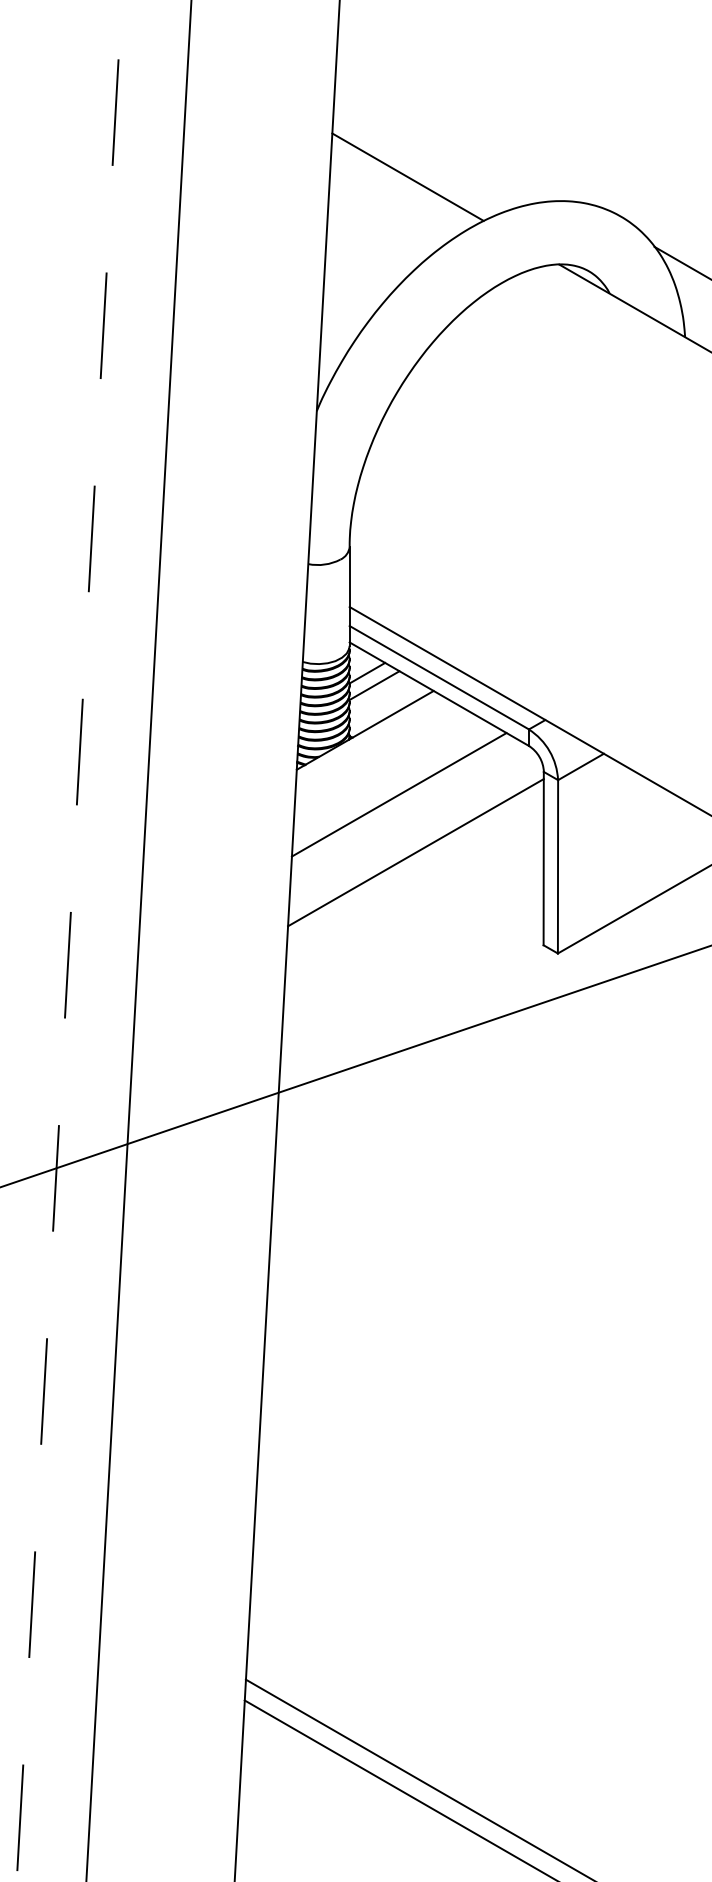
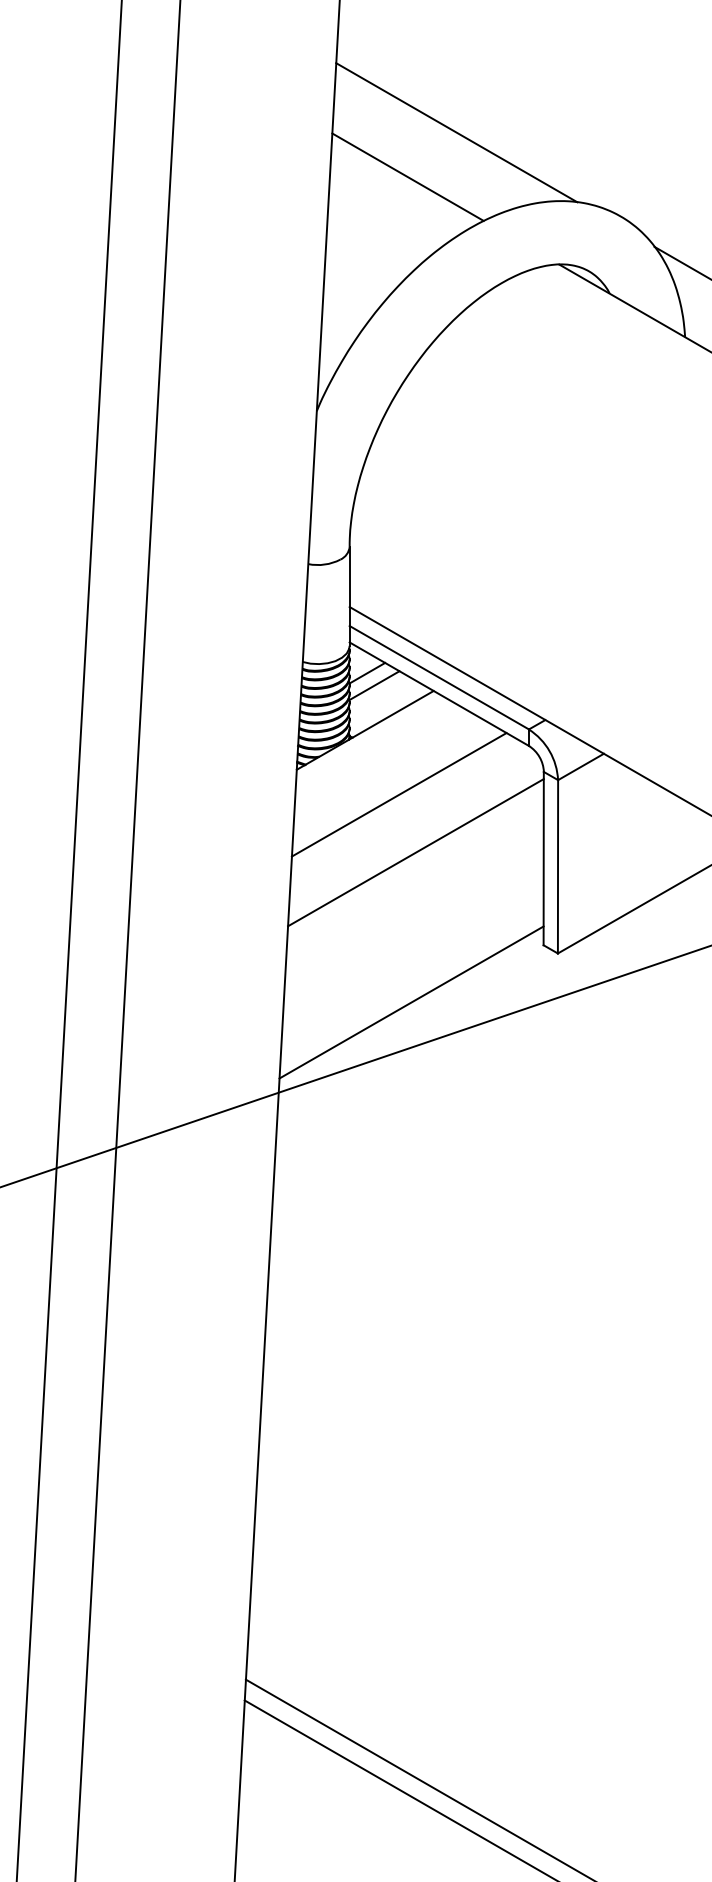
line: none -> present (456, 132)
line position: (138, 940) -> (127, 940) (127, 940)
line: dashed -> solid (69, 941)
line: none -> present (411, 1002)
